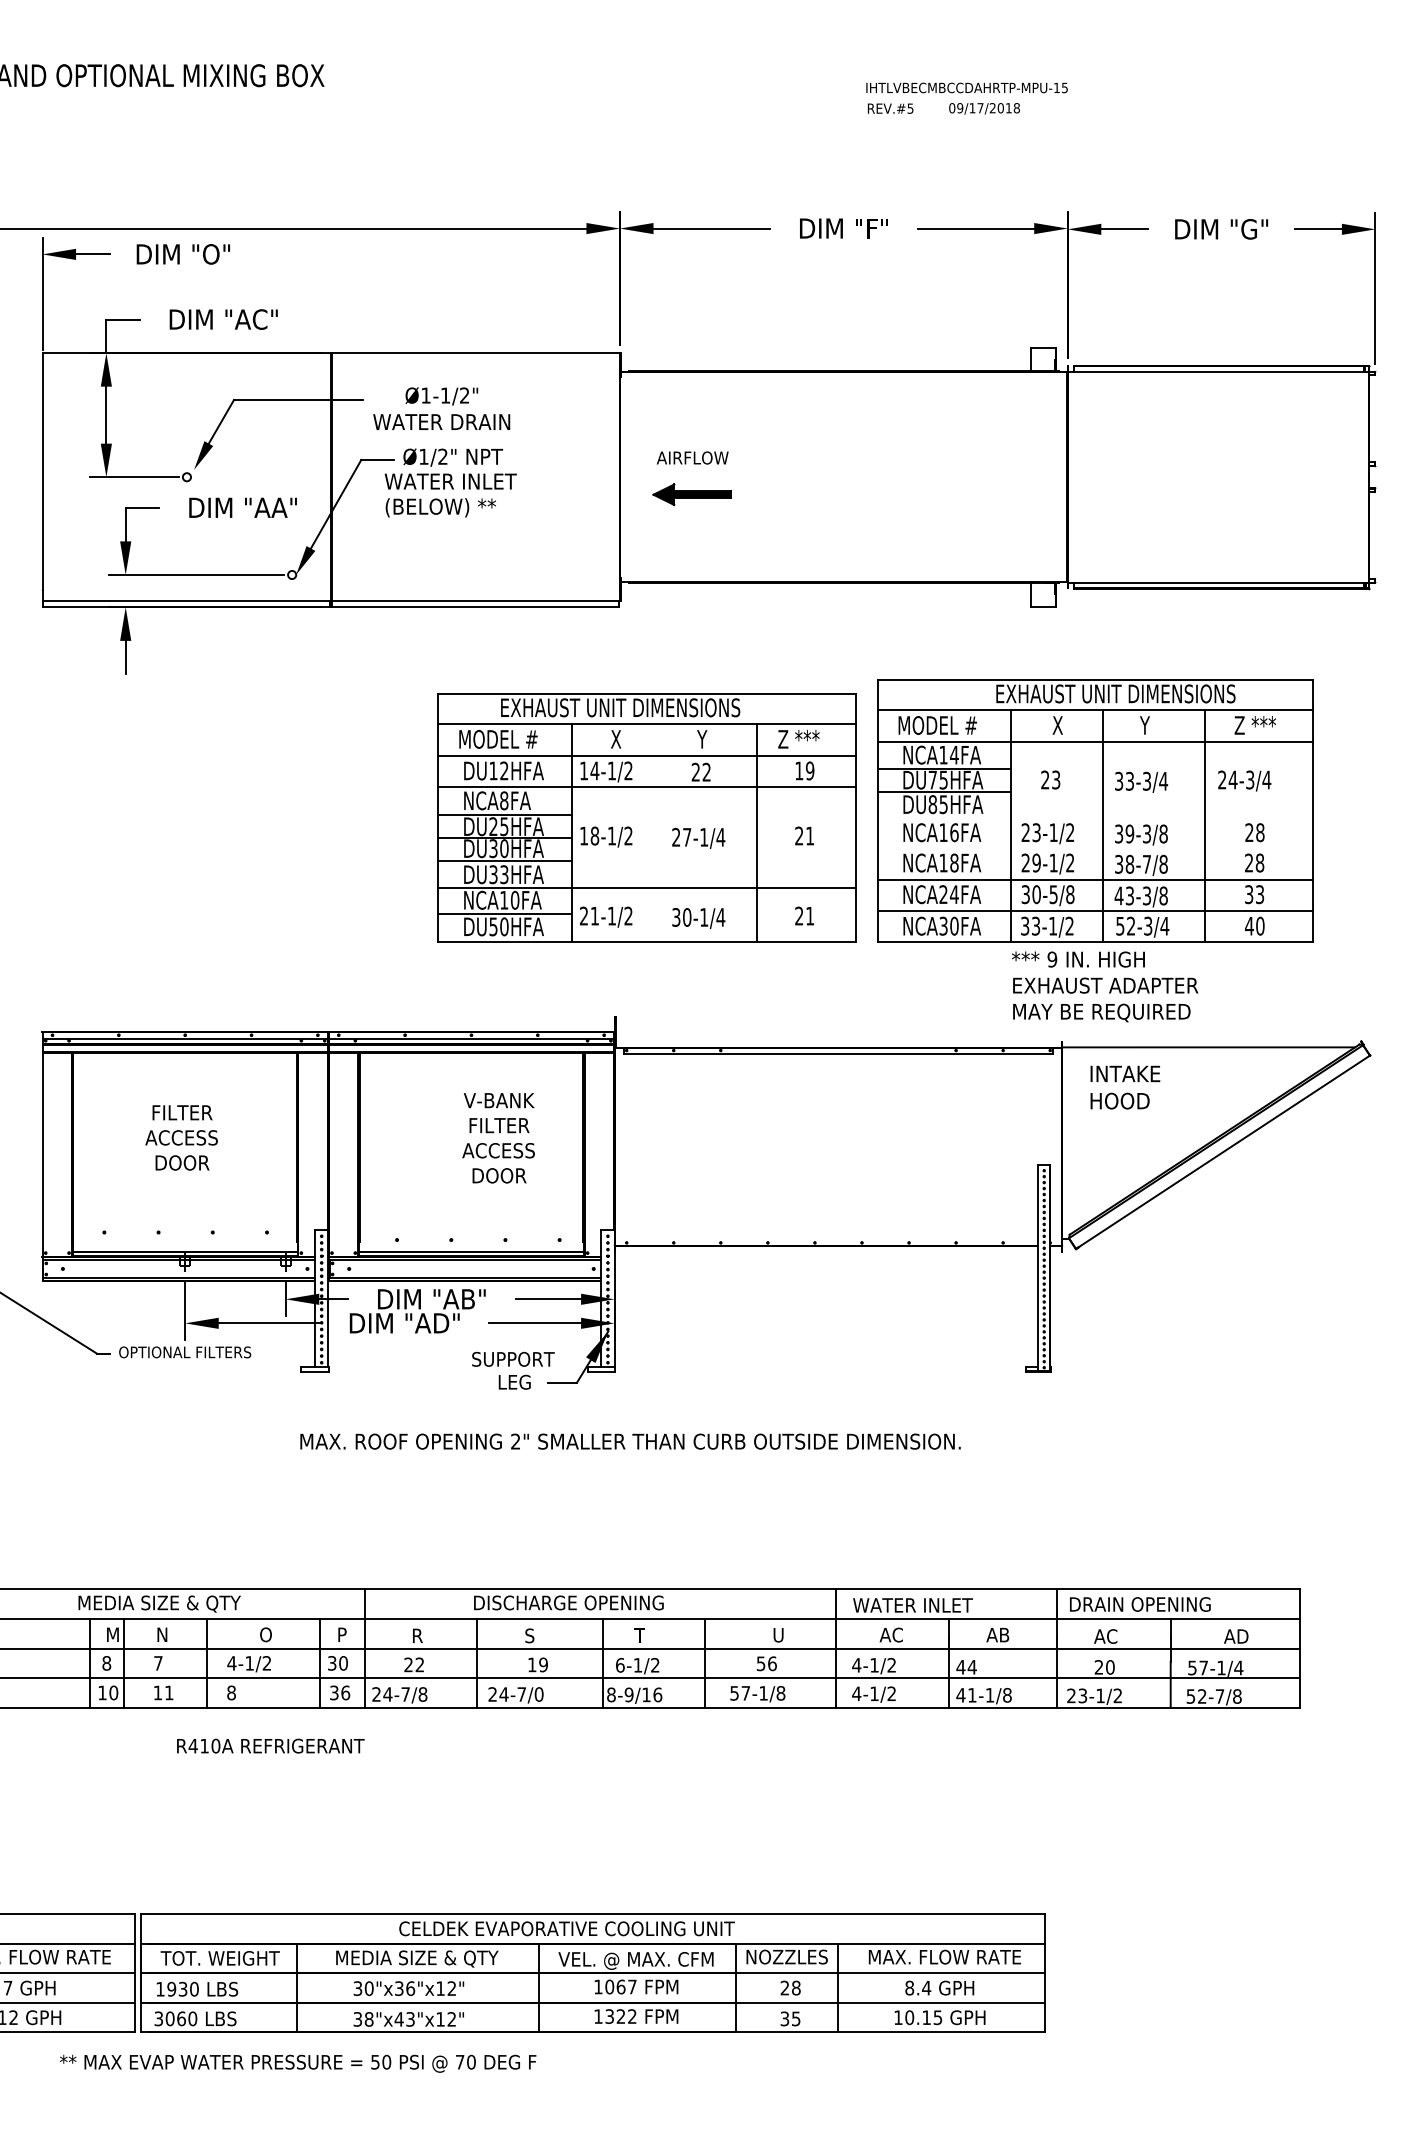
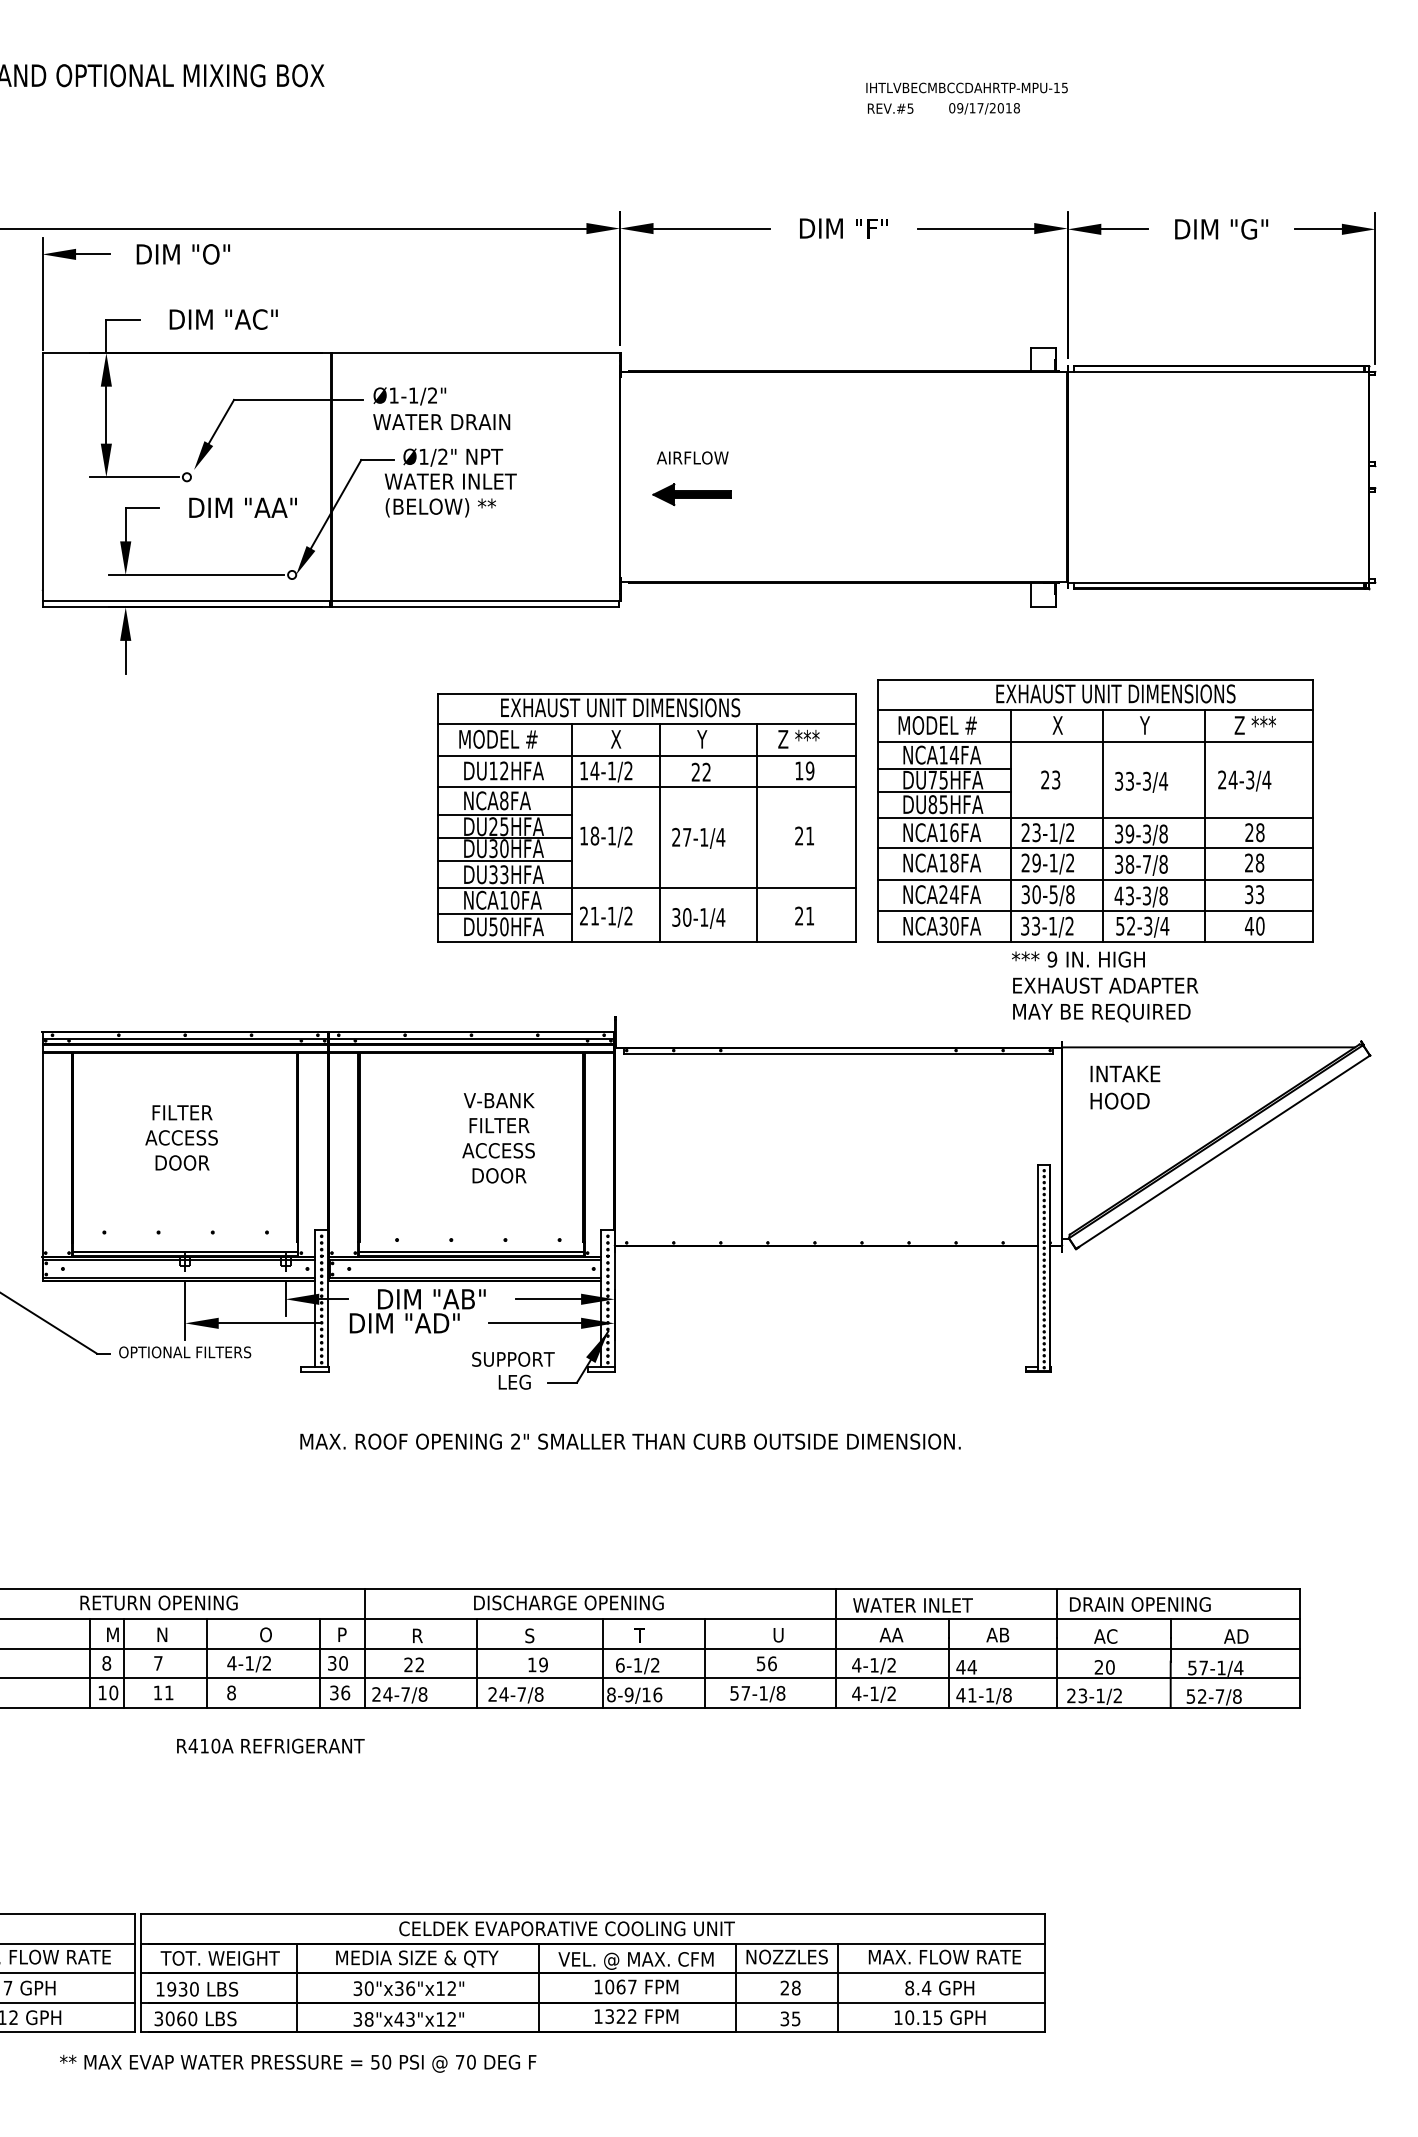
text position: (441, 396) -> (409, 396) (409, 396)
line: none -> present (1094, 817)
line: none -> present (659, 832)
line: none -> present (1094, 848)
text: MEDIA SIZE & QTY -> RETURN OPENING (159, 1603)
text: AC -> AA (897, 1634)
text: 24-7/0 -> 24-7/8 (538, 1694)
